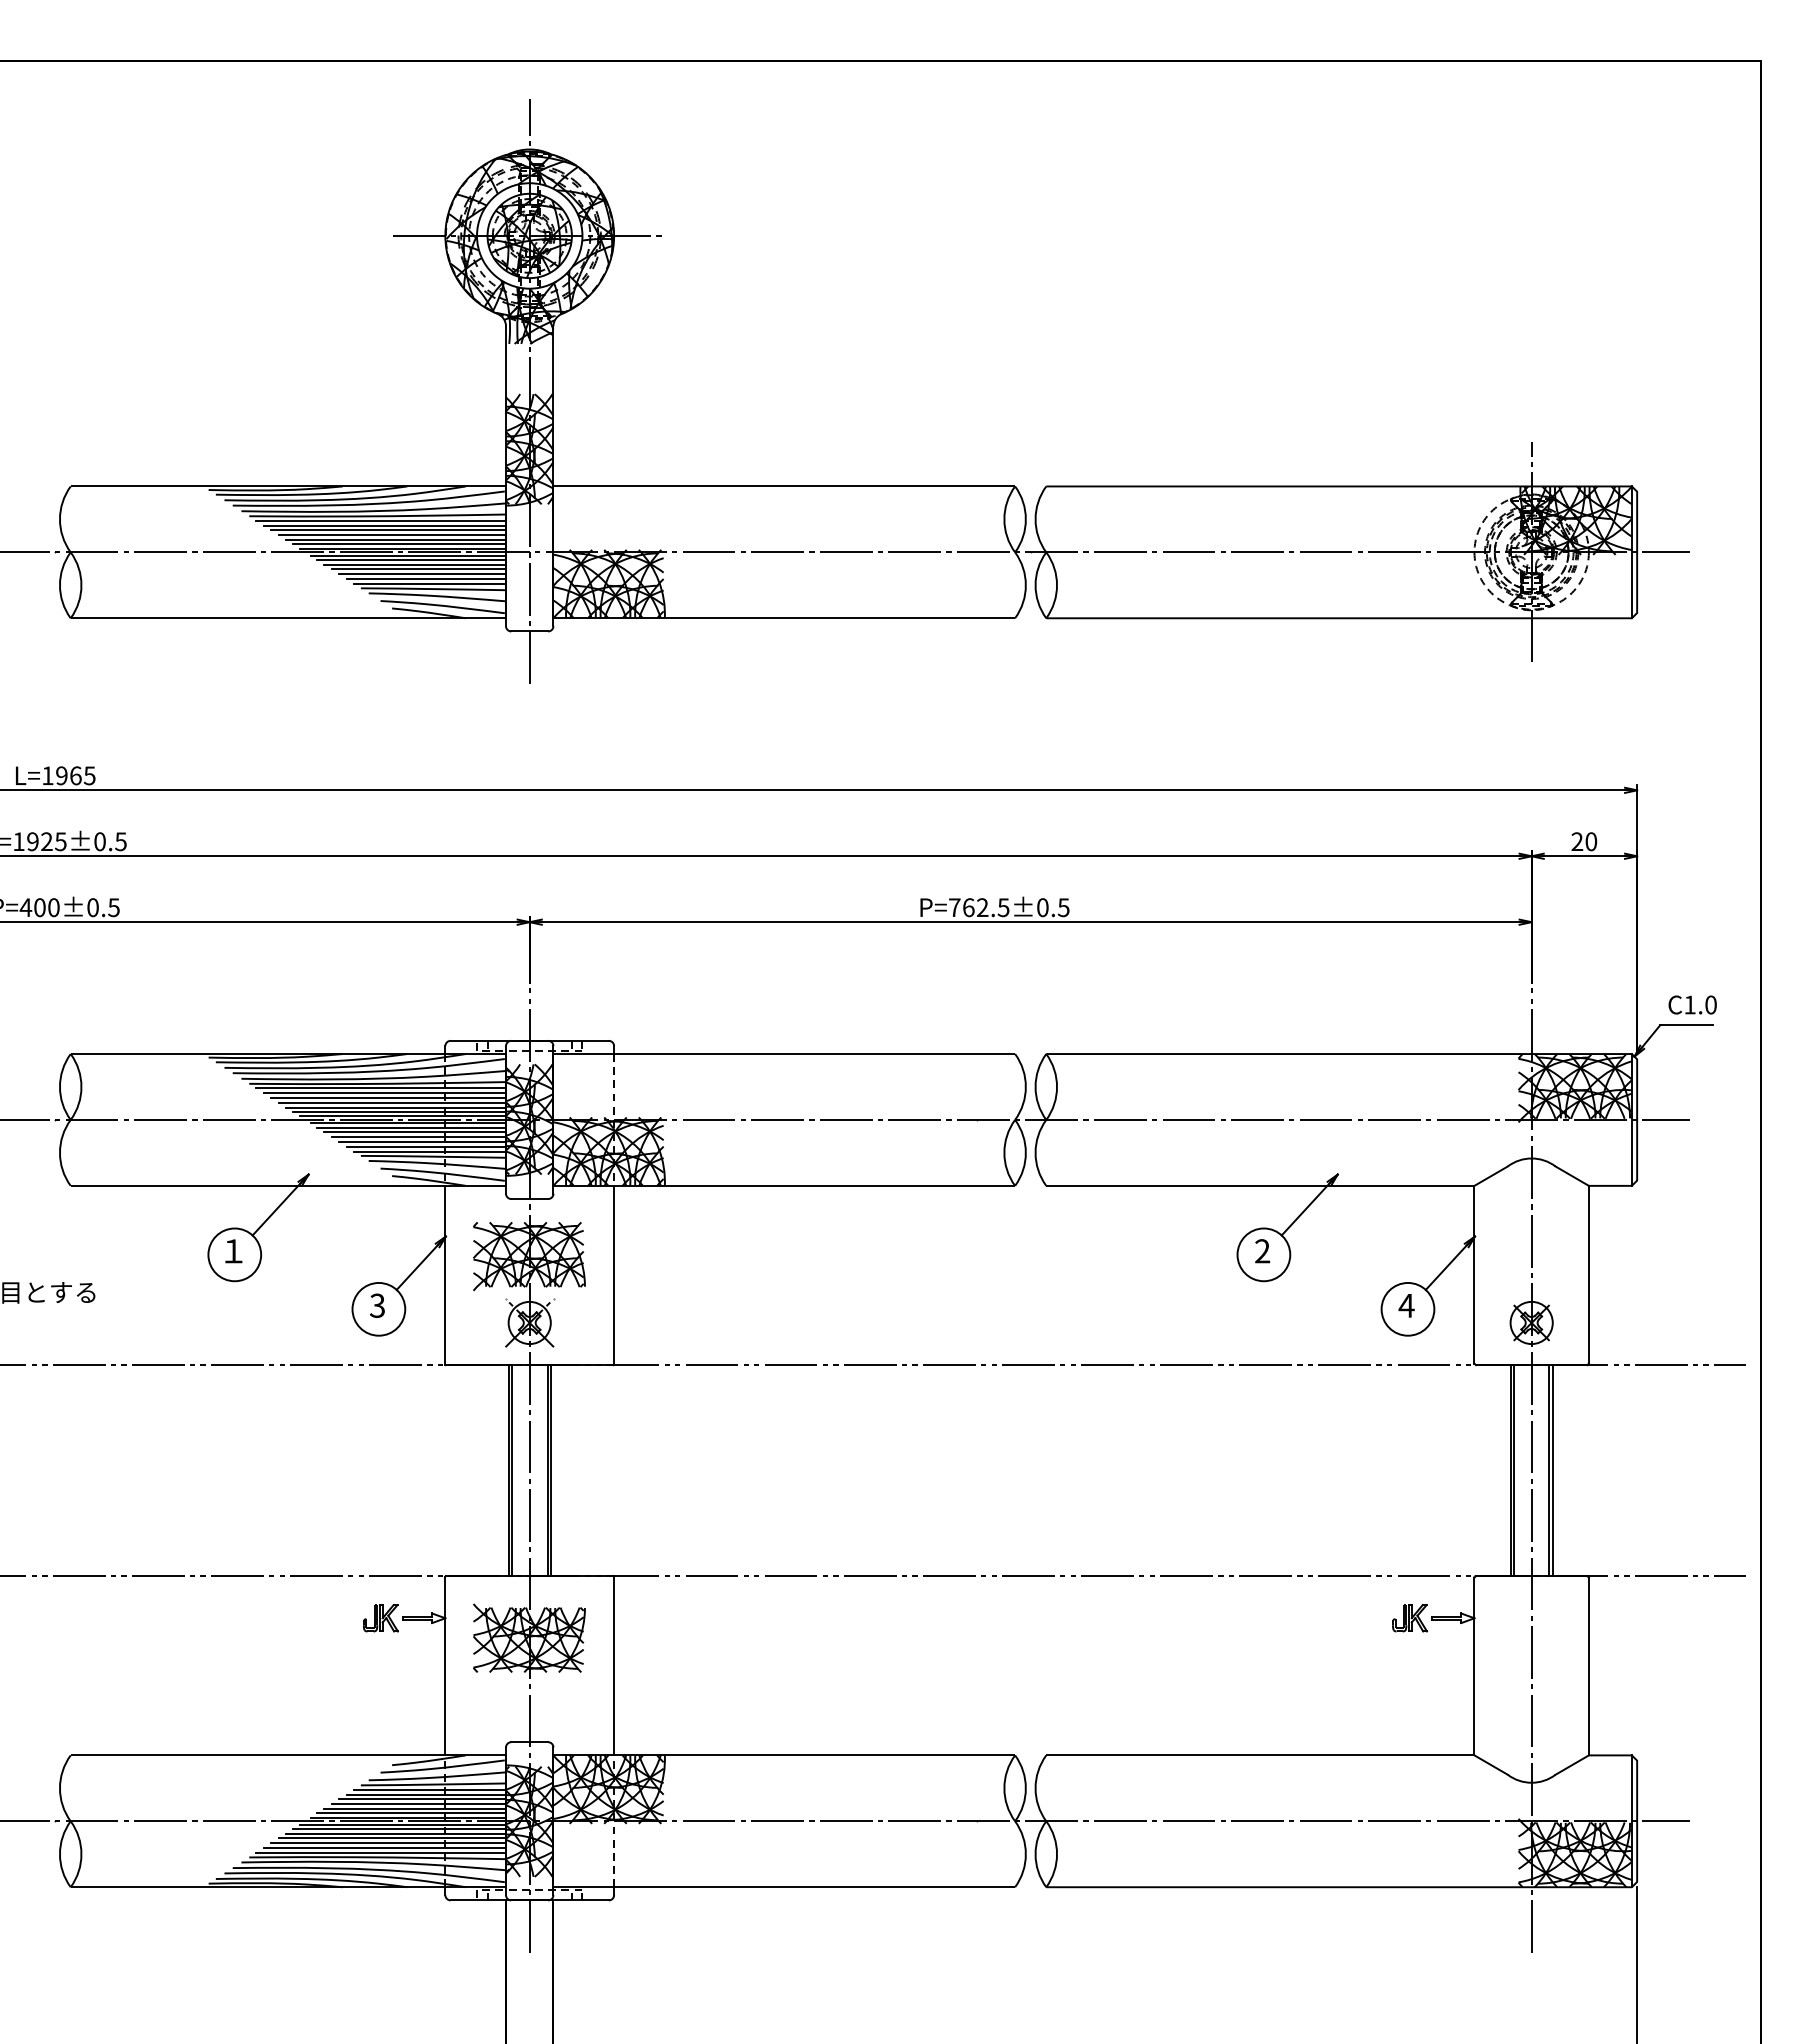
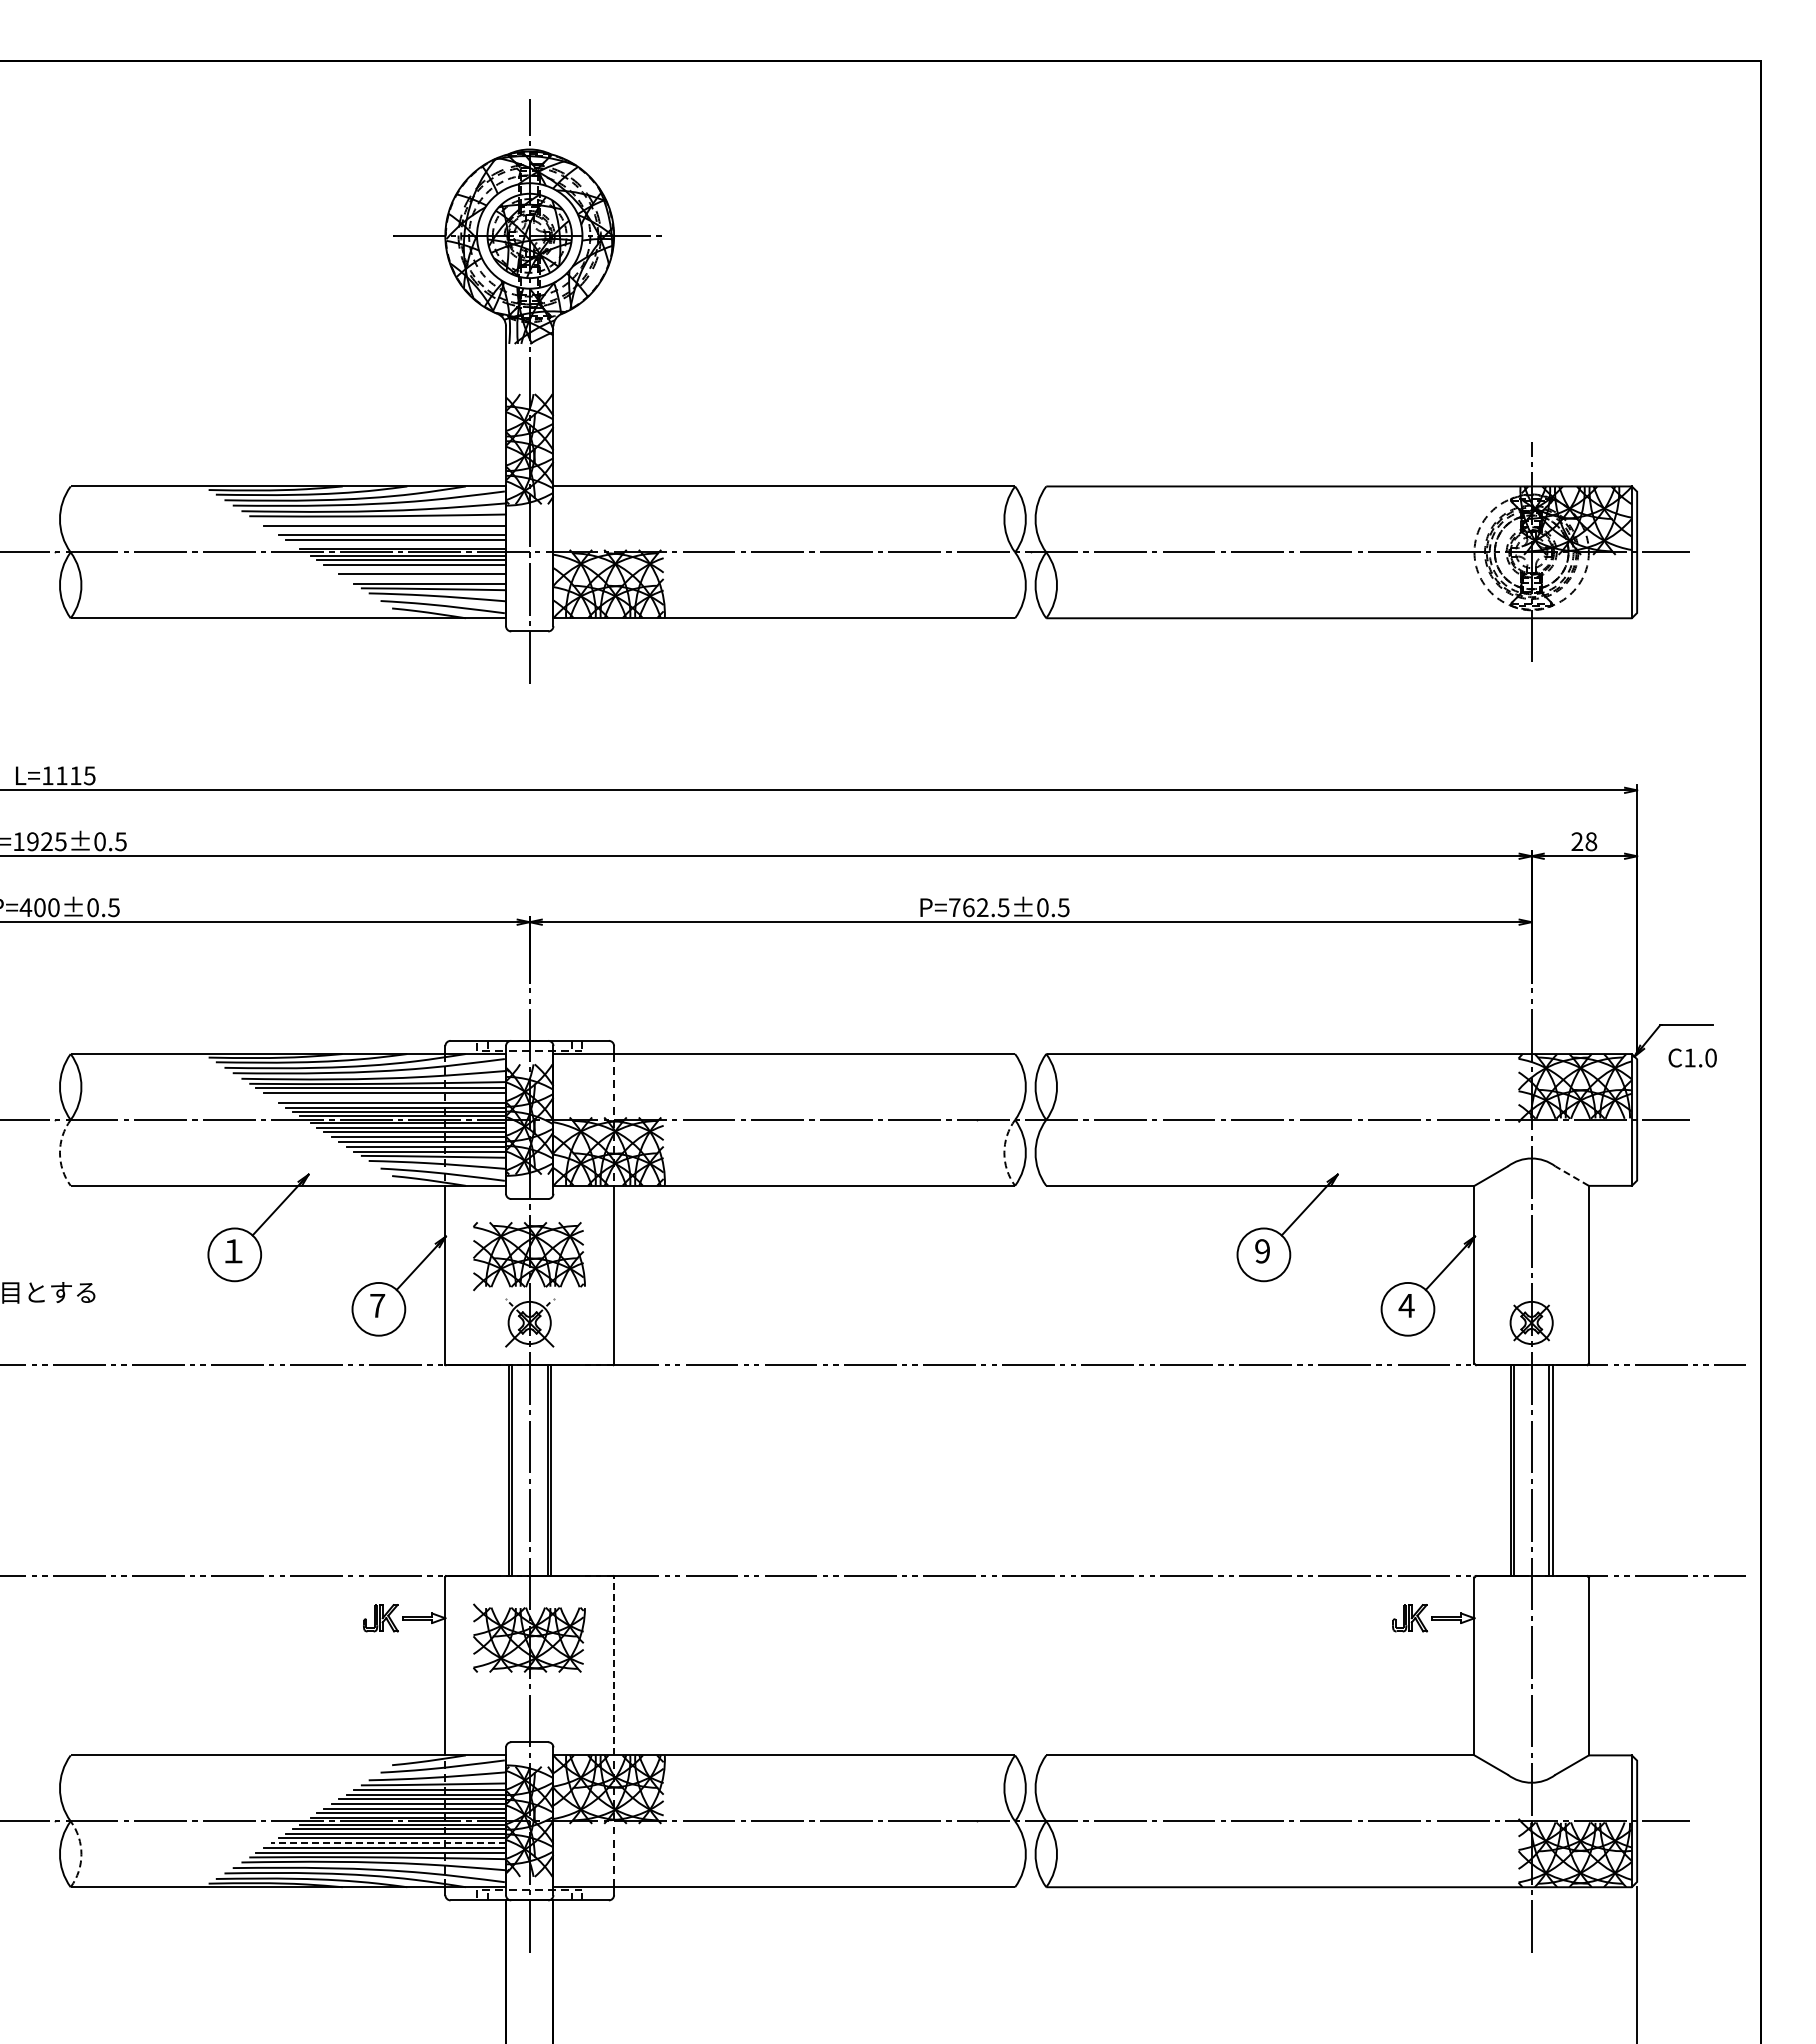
line: present -> none (381, 520)
line: present -> none (388, 530)
line: present -> none (399, 544)
line: present -> none (418, 569)
line: present -> none (426, 579)
text: L=1965 -> L=1115 (68, 775)
text: 20 -> 28 (1591, 841)
text position: (1692, 1004) -> (1692, 1057) (1692, 1057)
line: present -> none (388, 1098)
arc: solid -> dashed (59, 1152)
arc: solid -> dashed (1004, 1152)
line: solid -> dashed (1571, 1175)
text: 2 -> 9 (1262, 1251)
text: 3 -> 7 (377, 1305)
line: solid -> dashed (614, 1665)
line: solid -> dashed (388, 1843)
arc: solid -> dashed (81, 1854)
